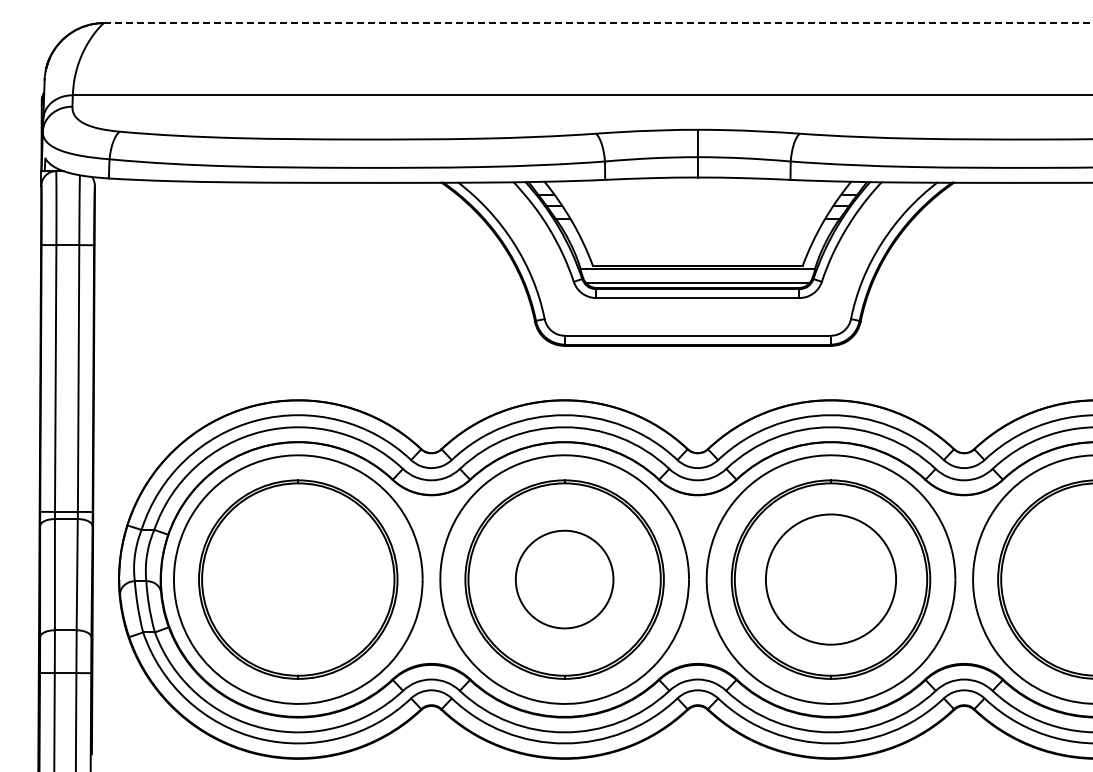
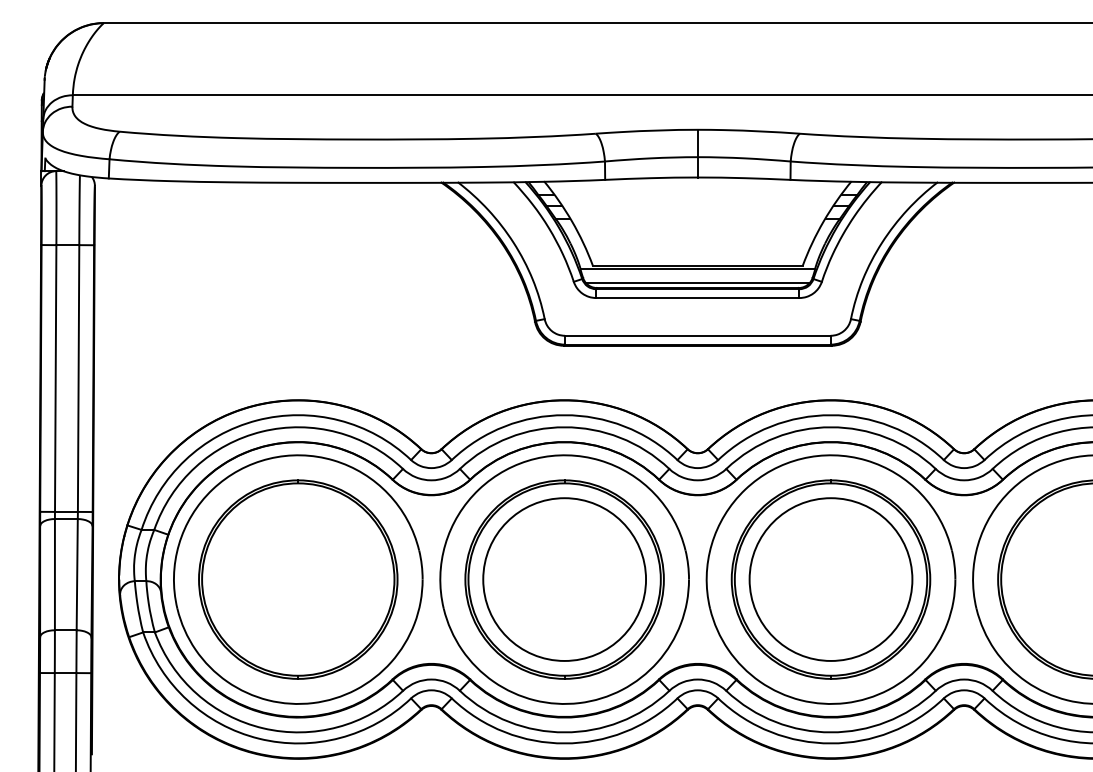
line: dashed -> solid (598, 23)
circle diameter: 98 px -> 163 px (564, 579)
circle diameter: 130 px -> 163 px (830, 579)
